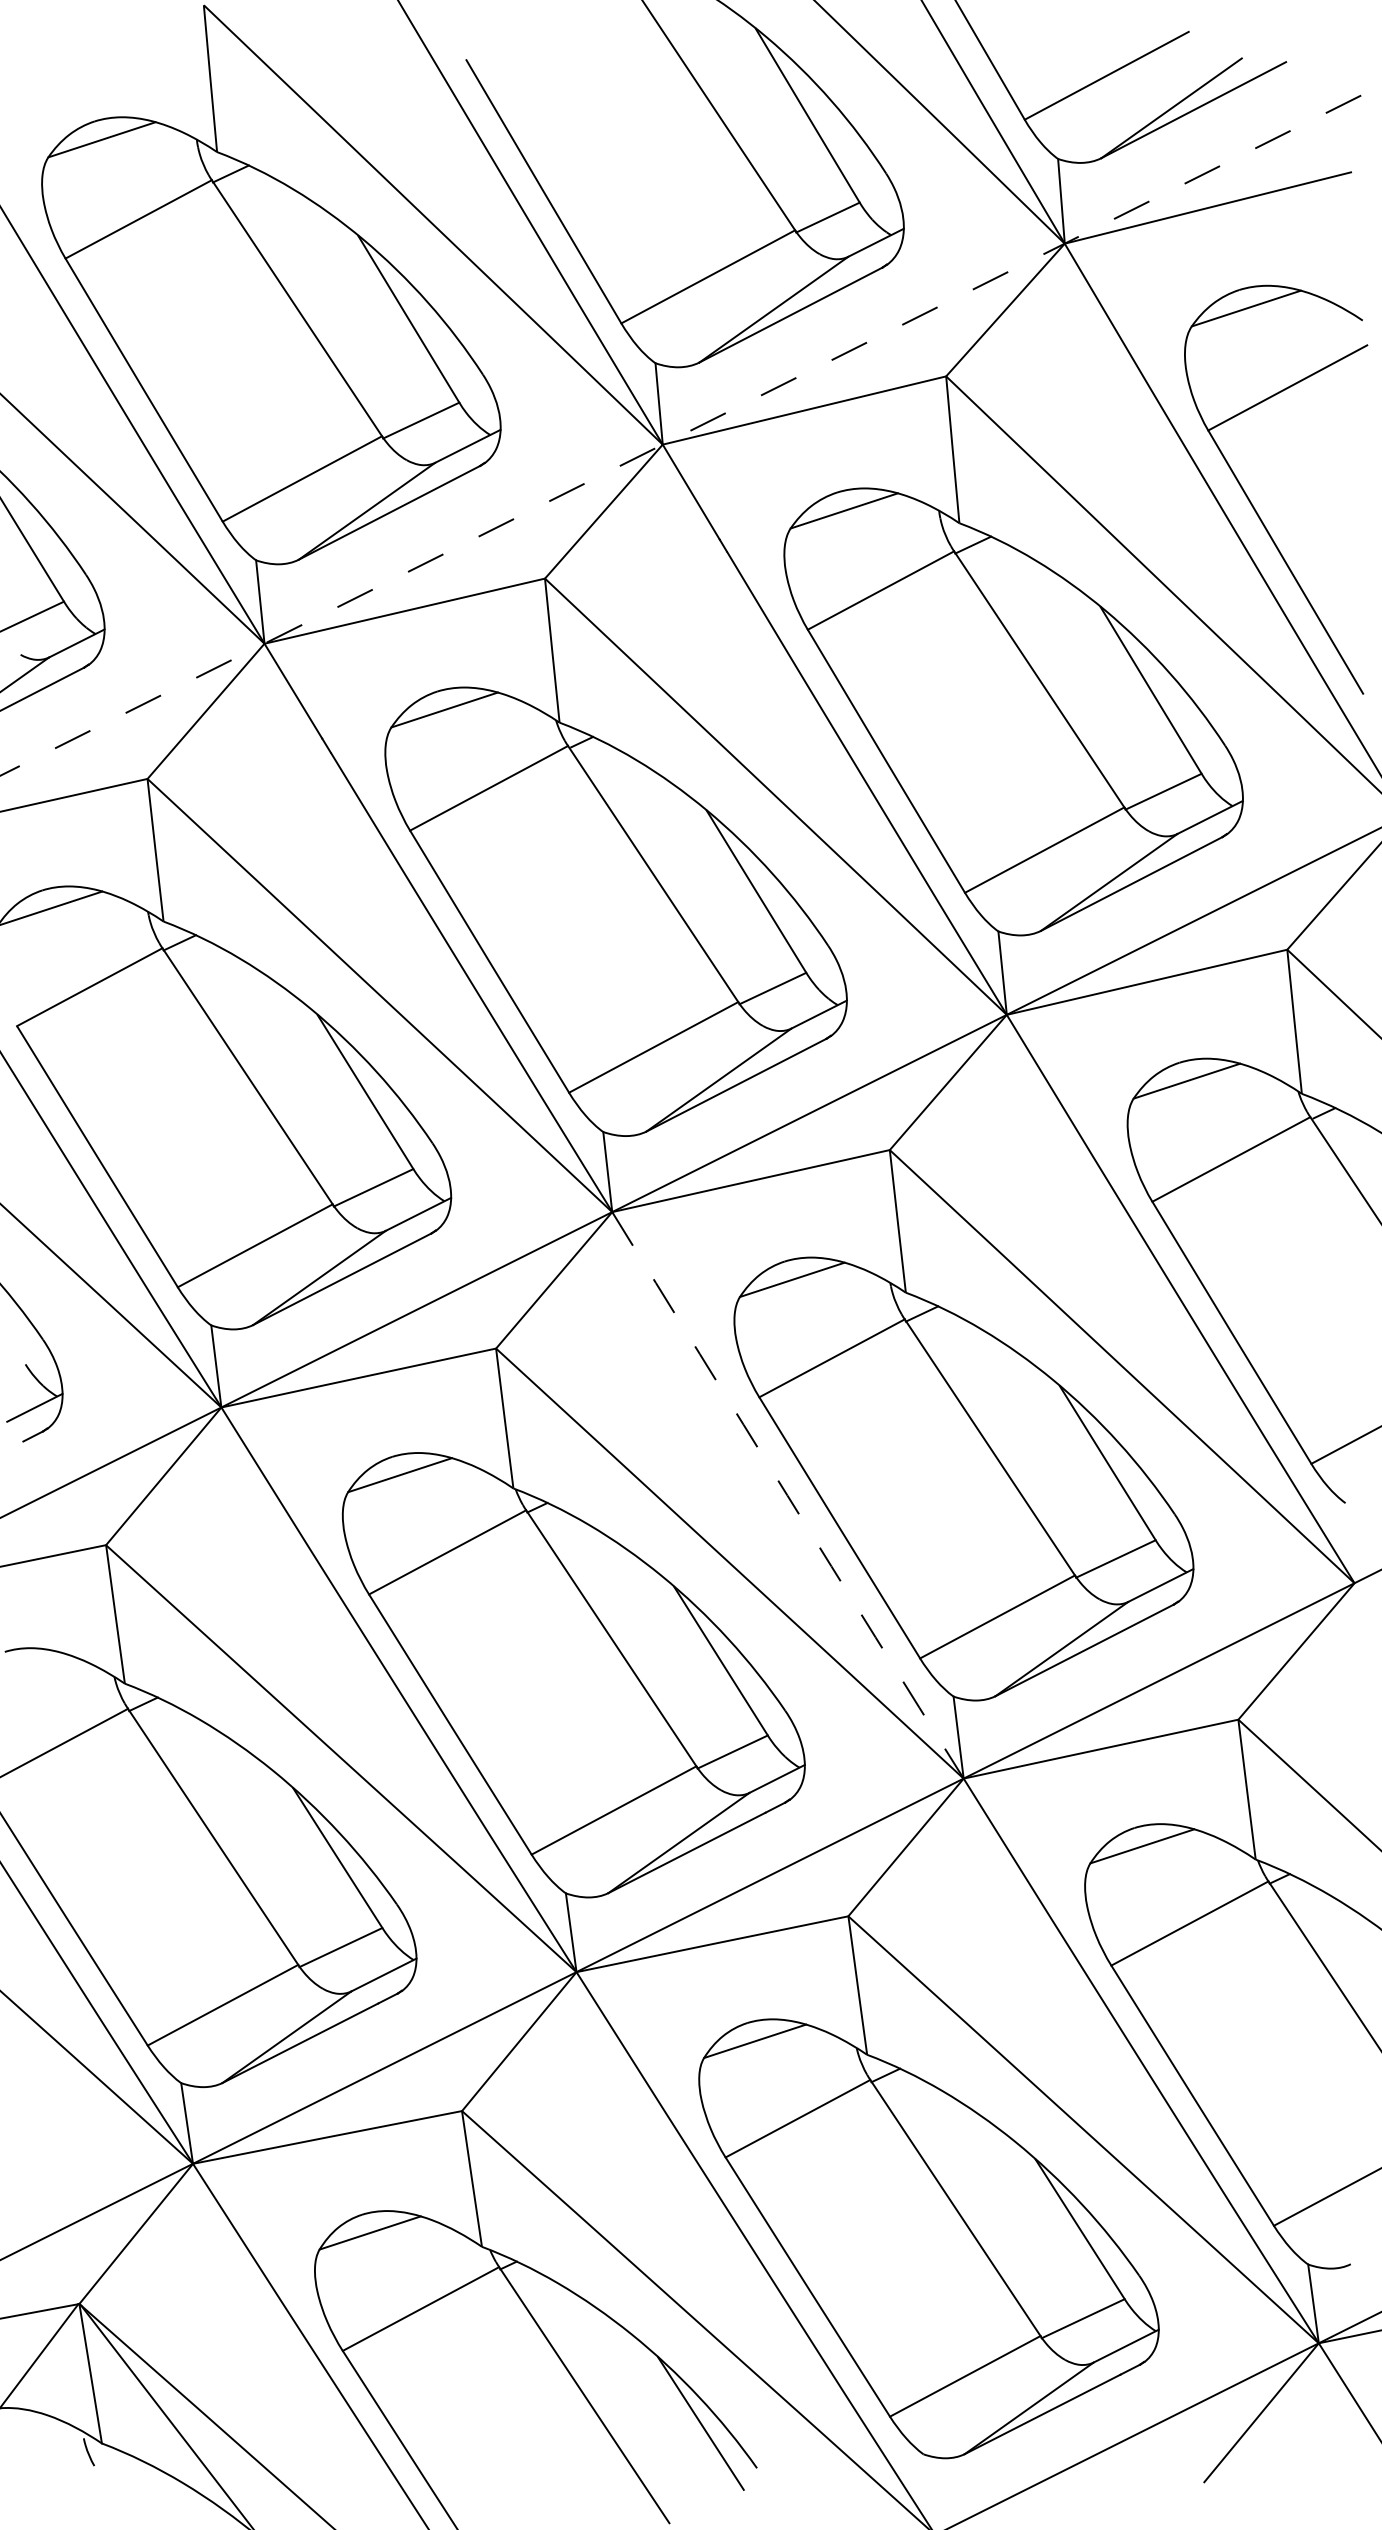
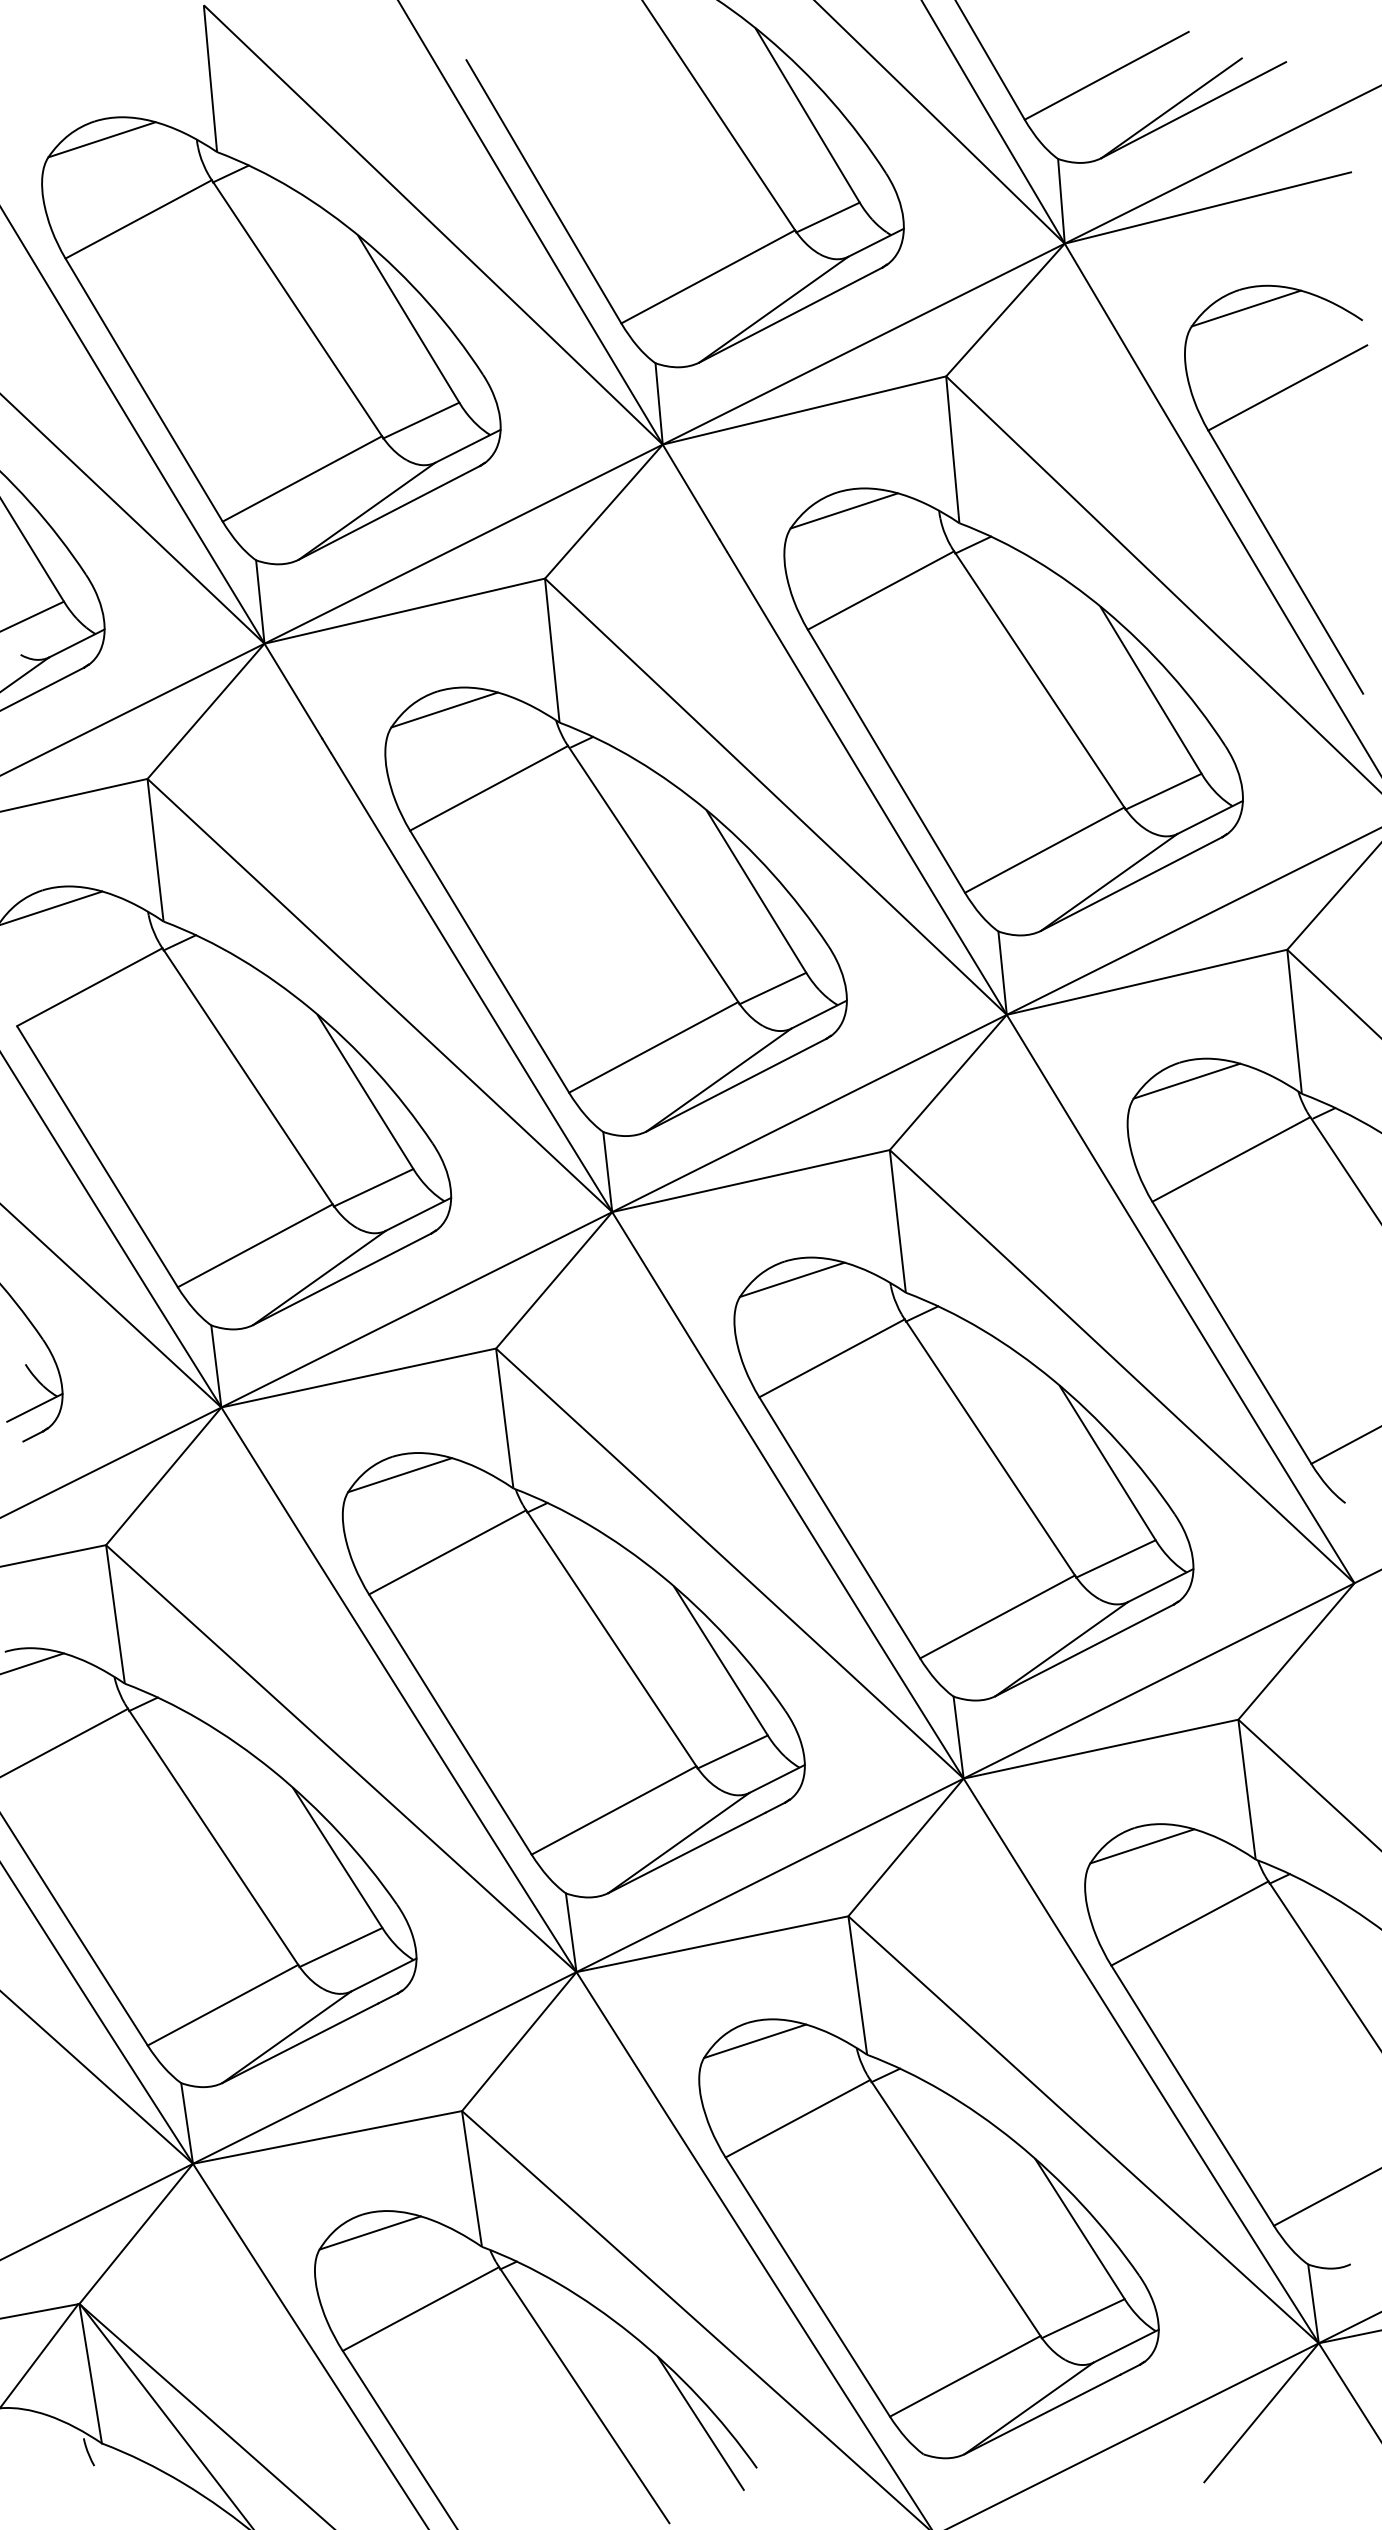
line: dashed -> solid (691, 430)
arc: dashed -> solid (787, 1495)
line: none -> present (32, 1663)
